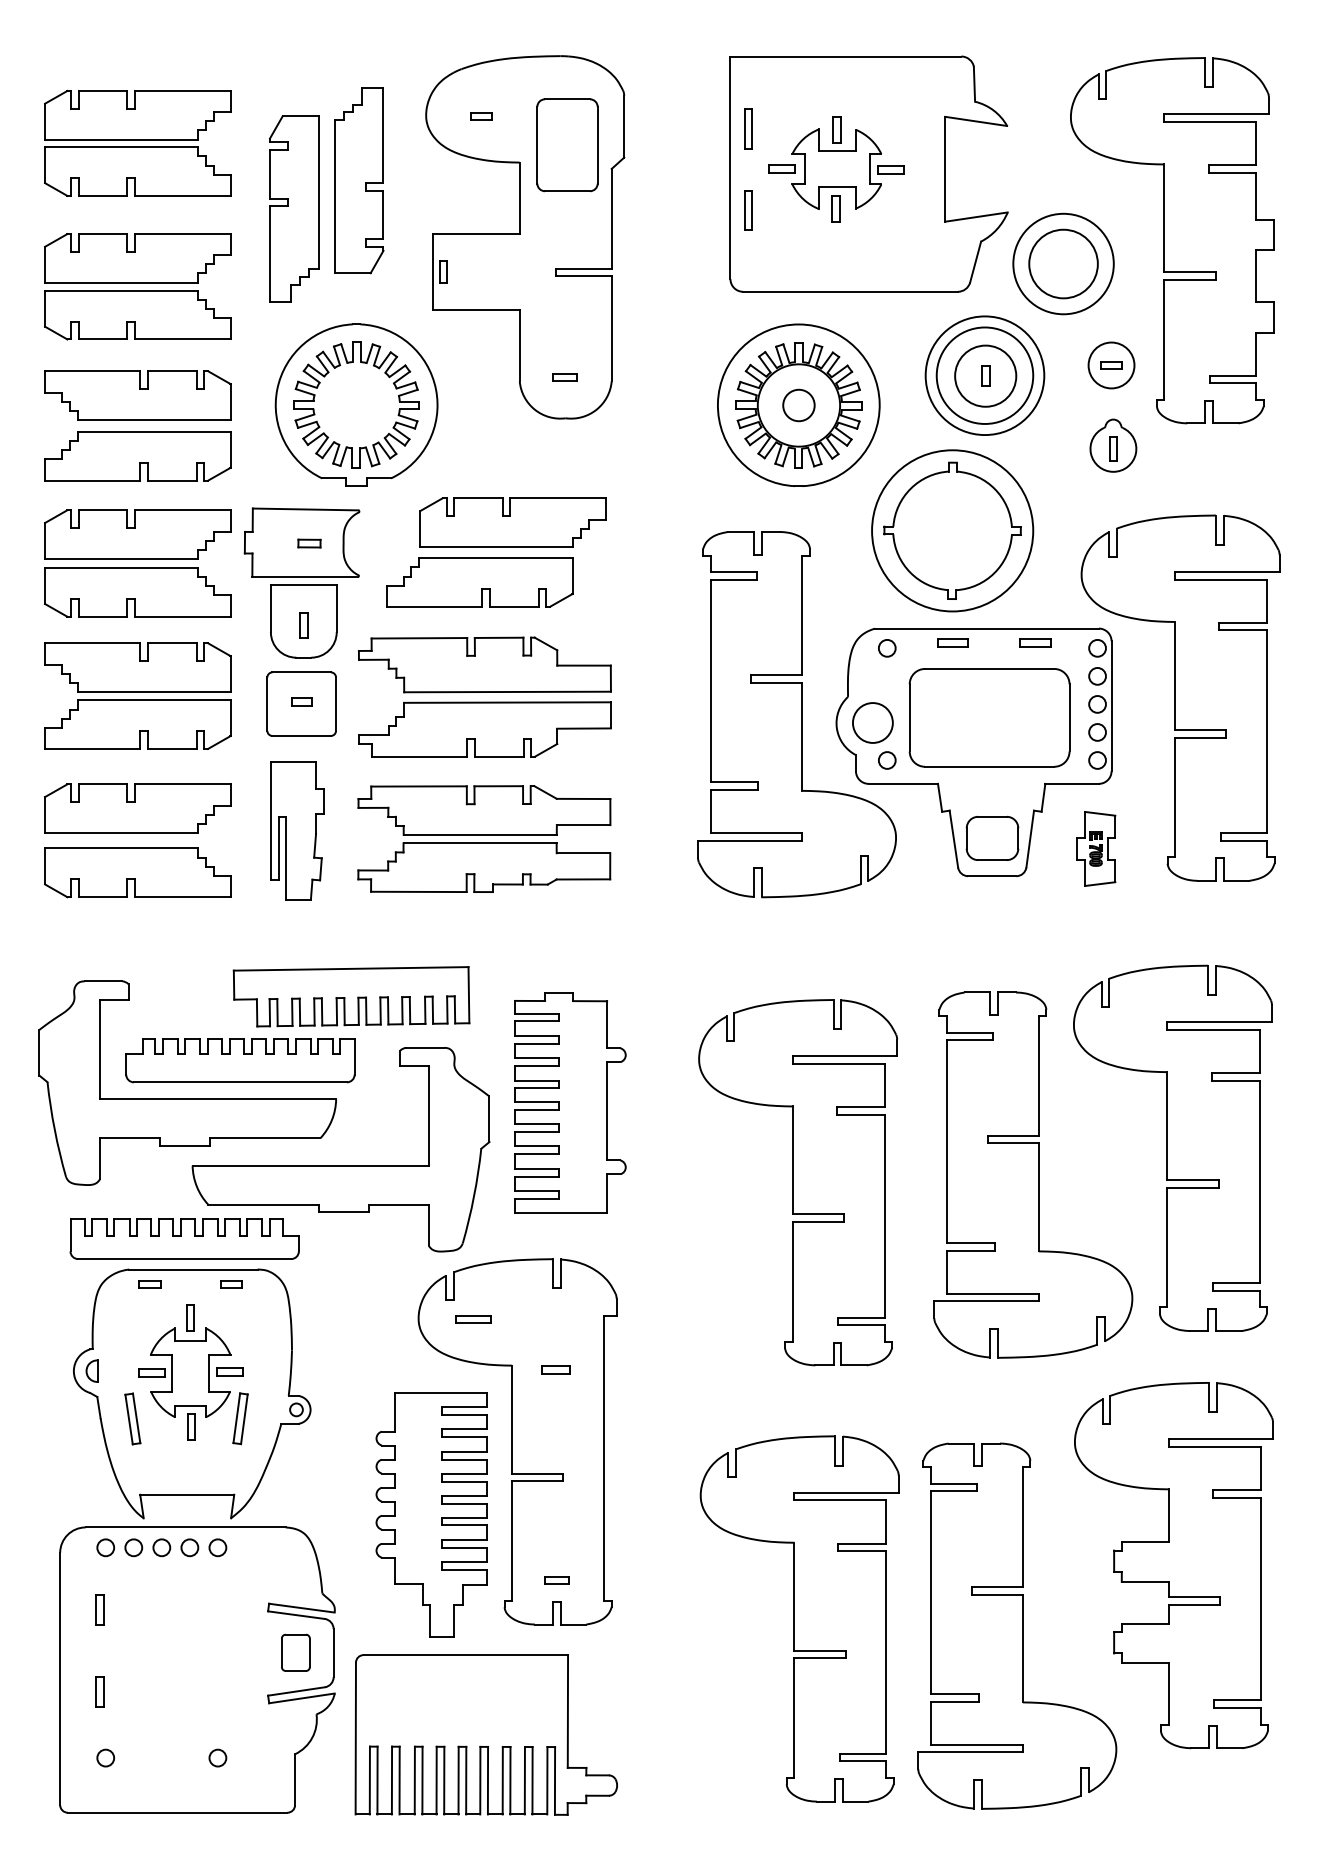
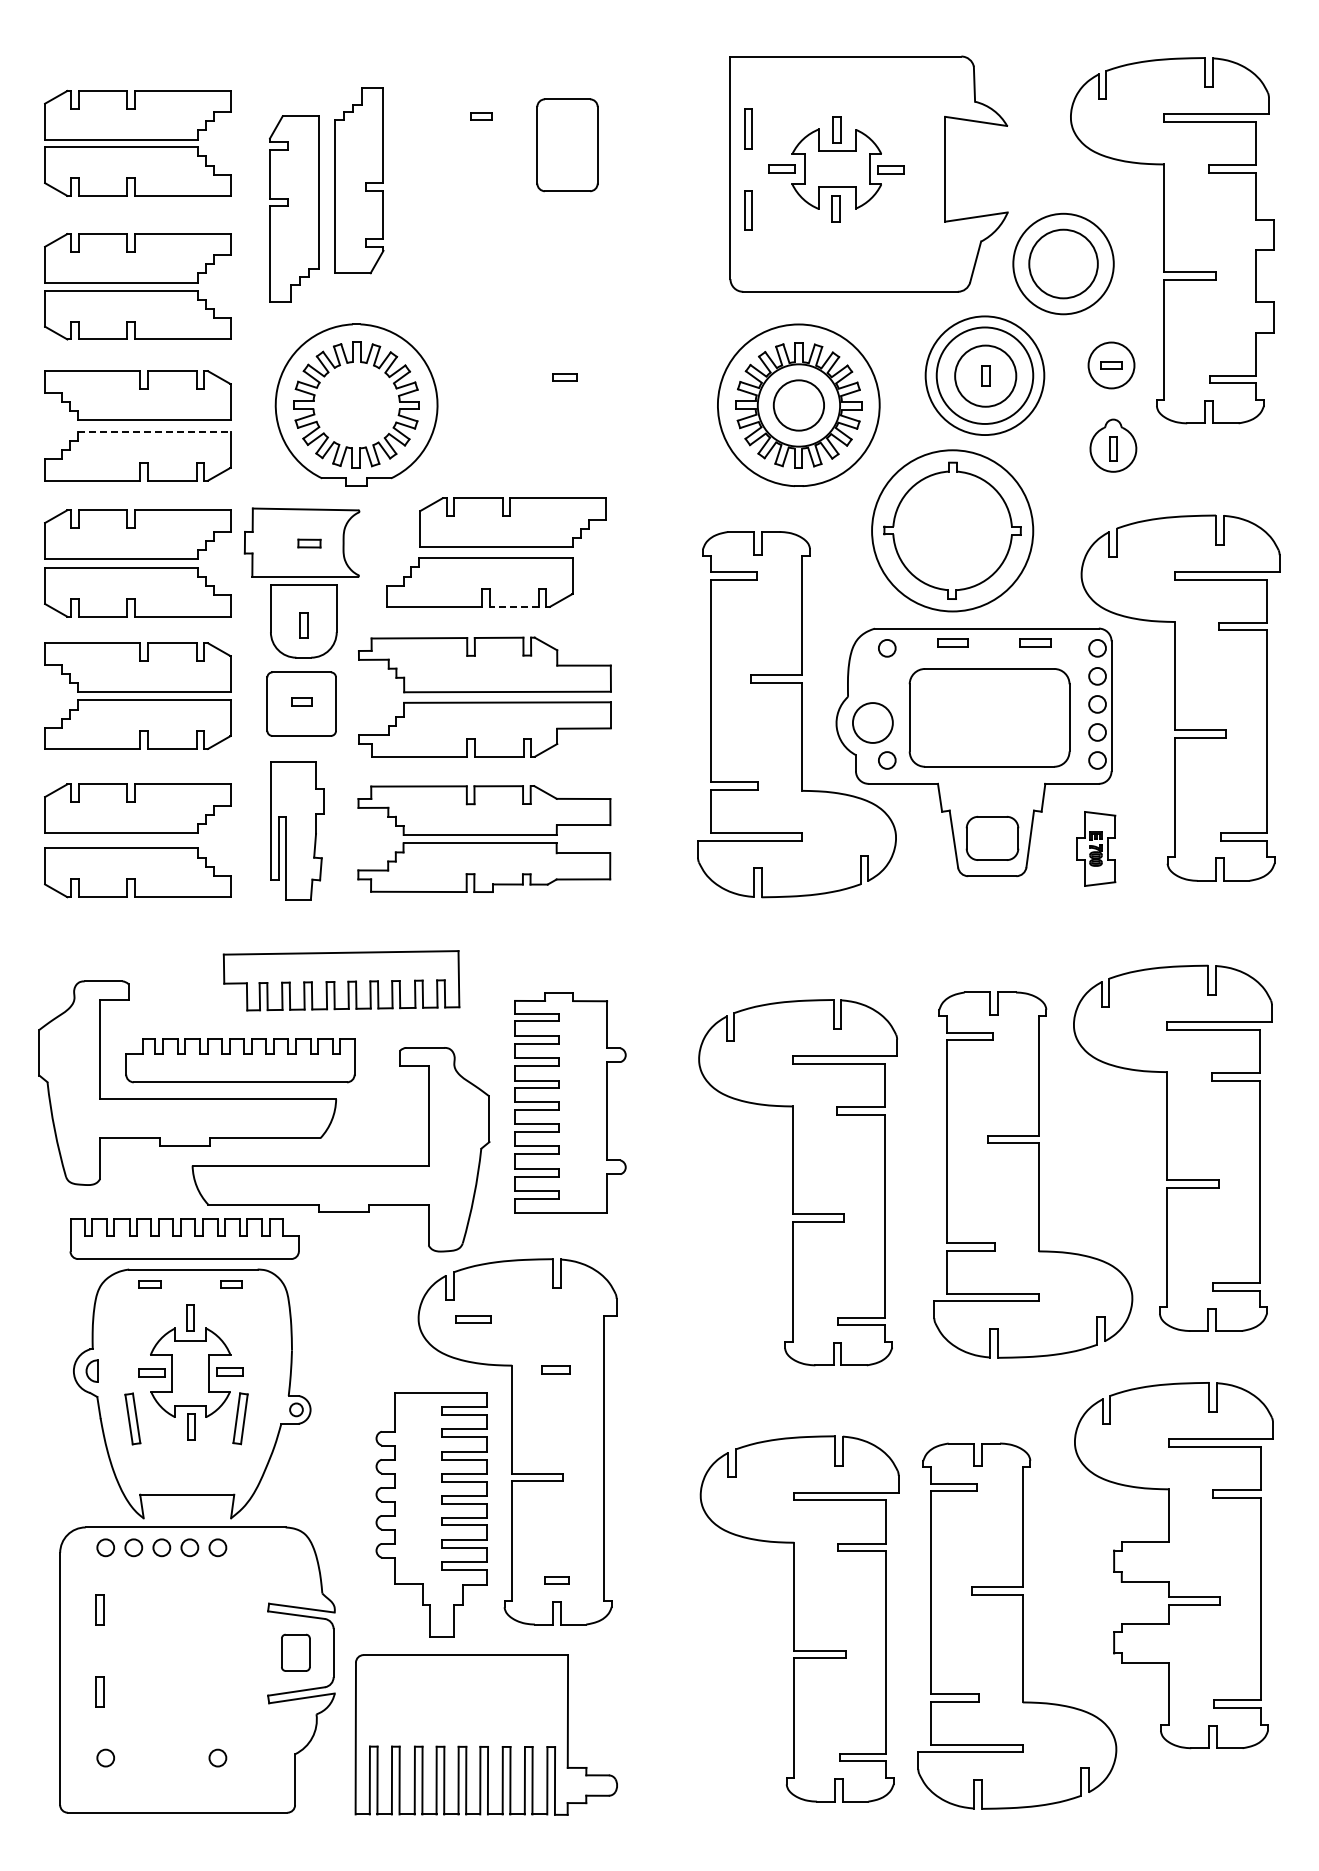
part: present -> none (525, 237)
circle diameter: 31 px -> 50 px (798, 405)
line: solid -> dashed (154, 431)
line: solid -> dashed (513, 606)
part position: (351, 996) -> (341, 980) (341, 980)
